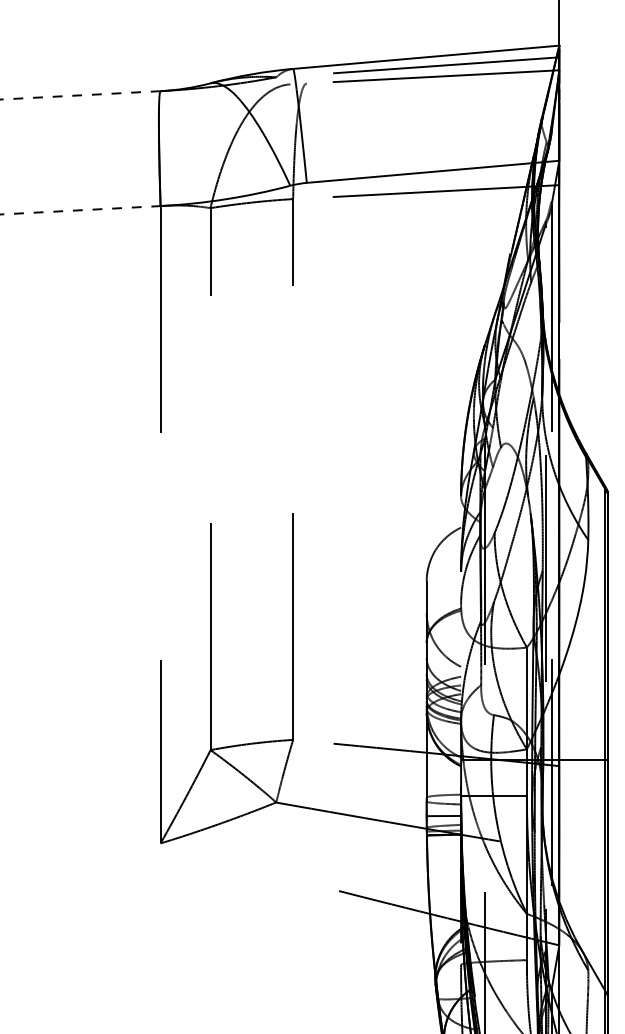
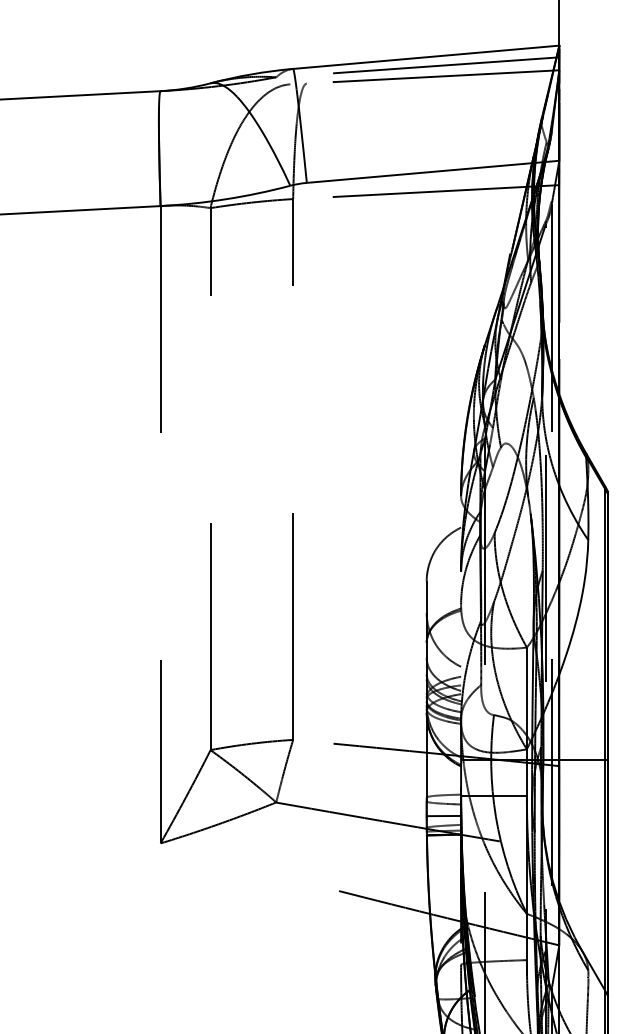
line: dashed -> solid (80, 95)
line: dashed -> solid (80, 210)
